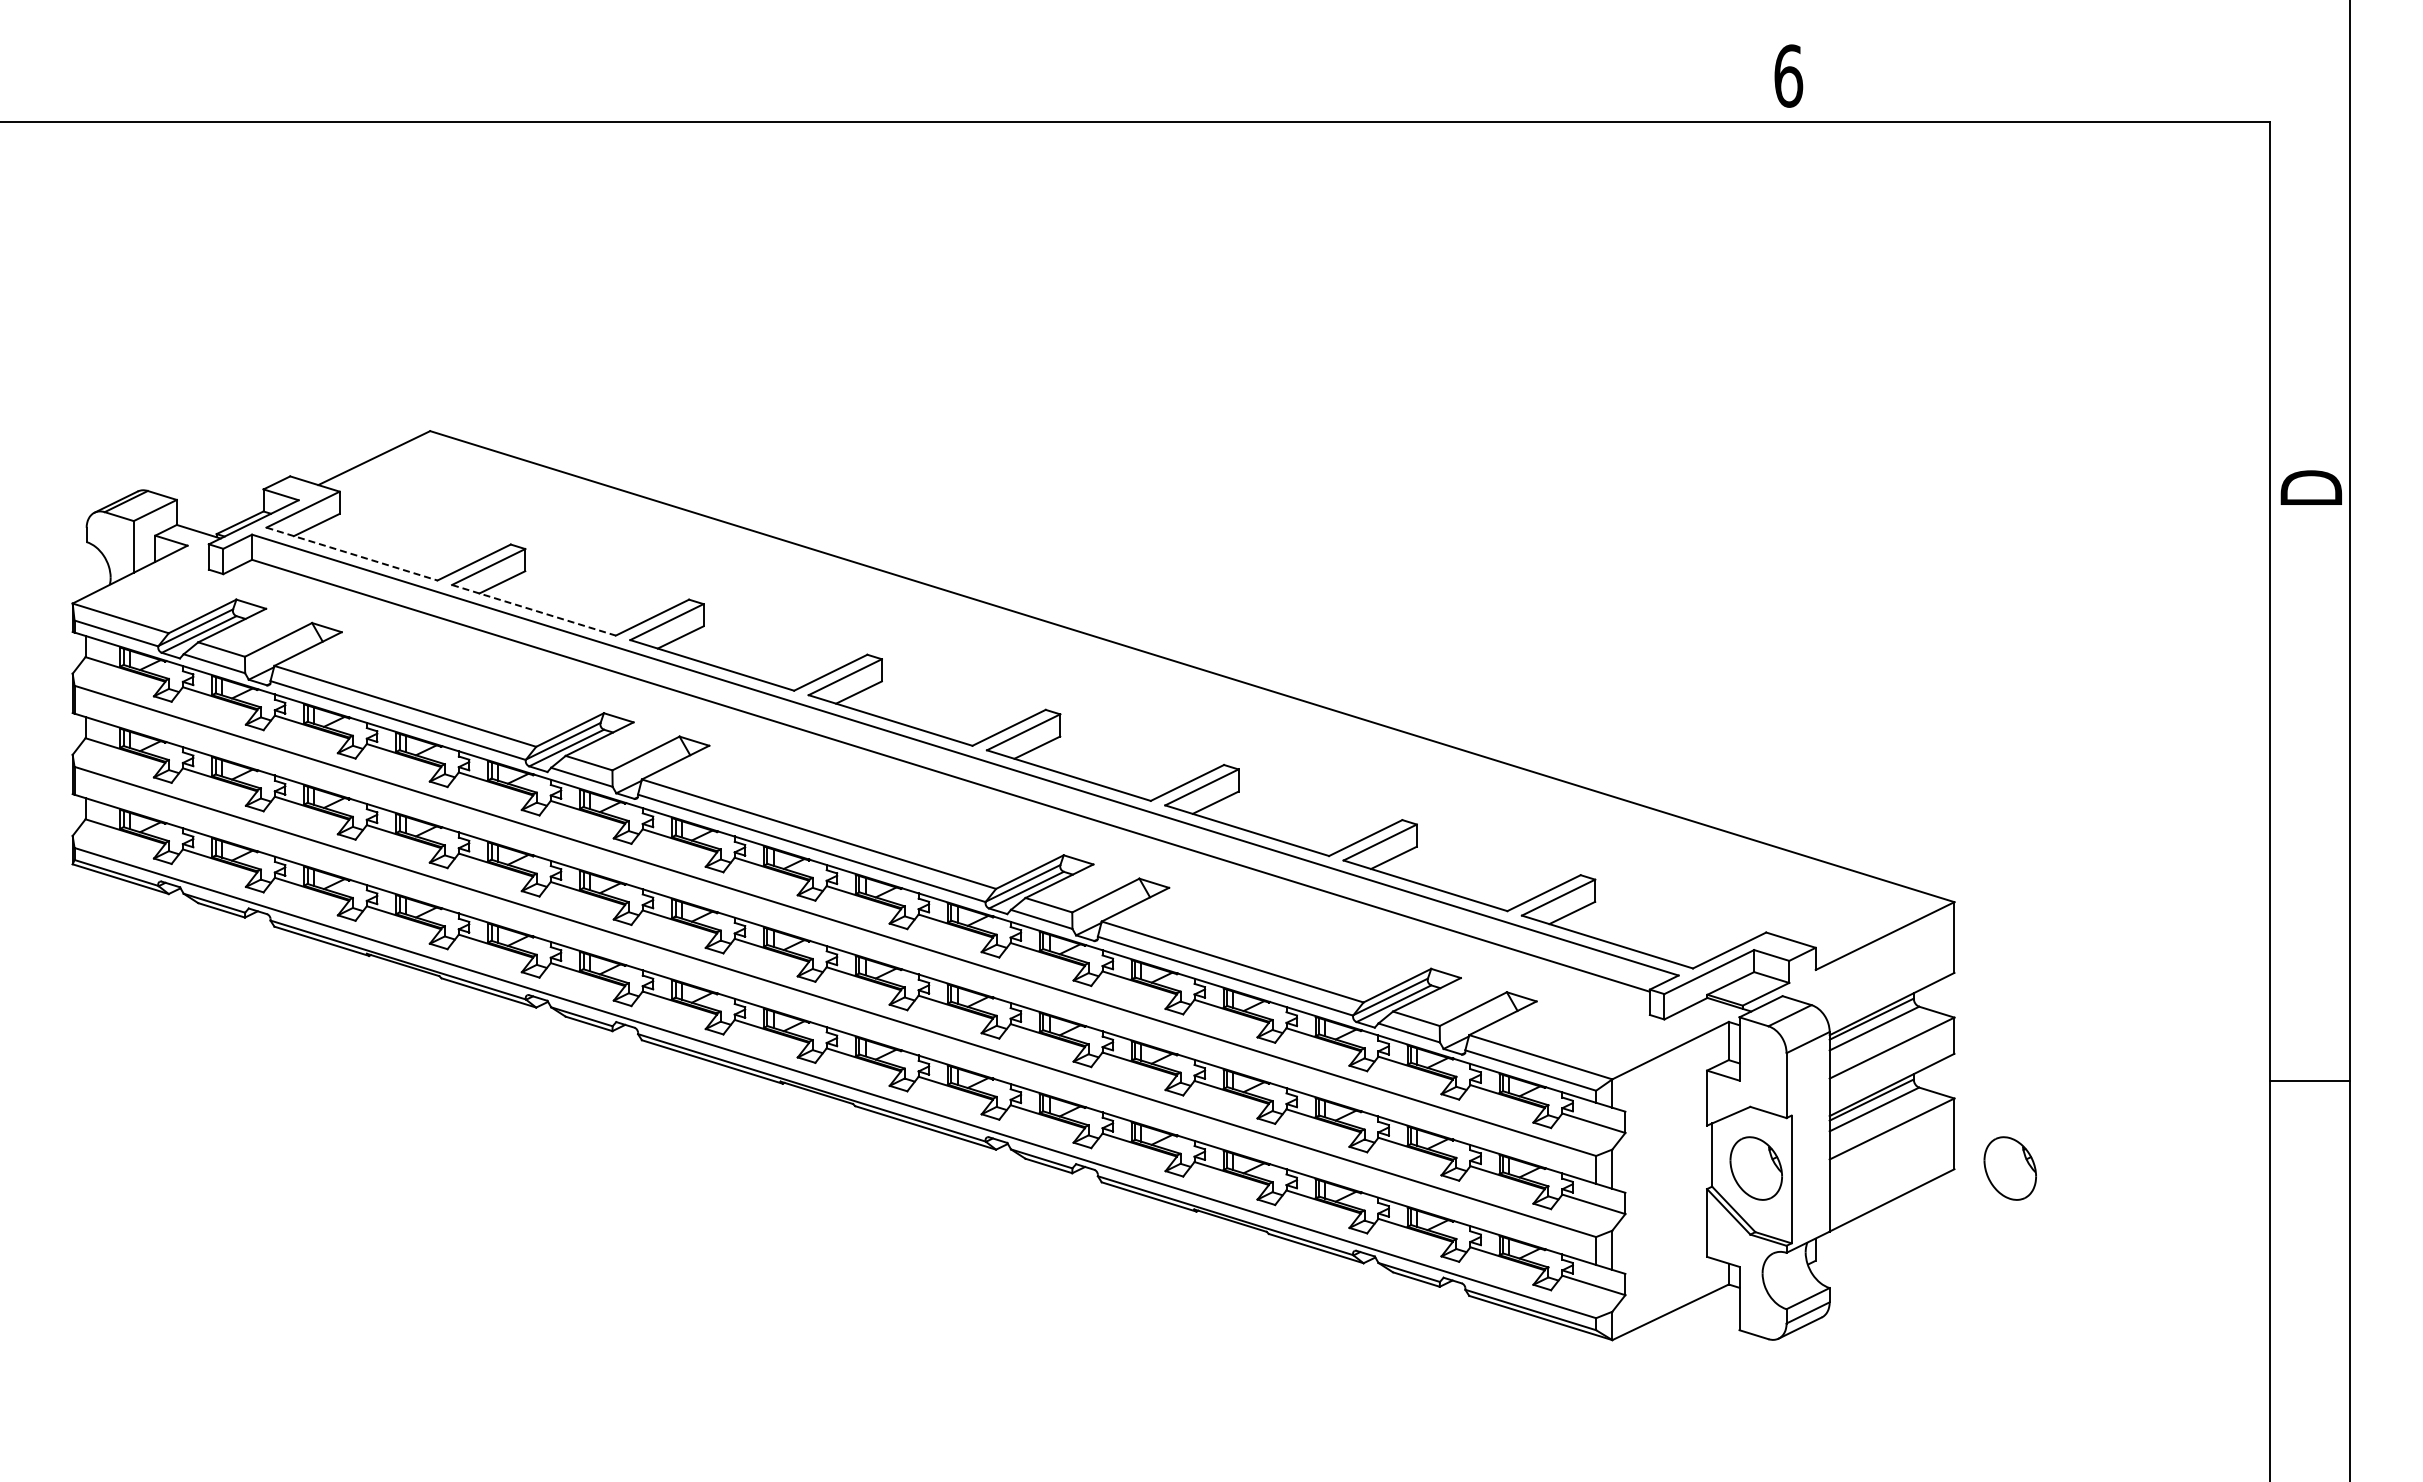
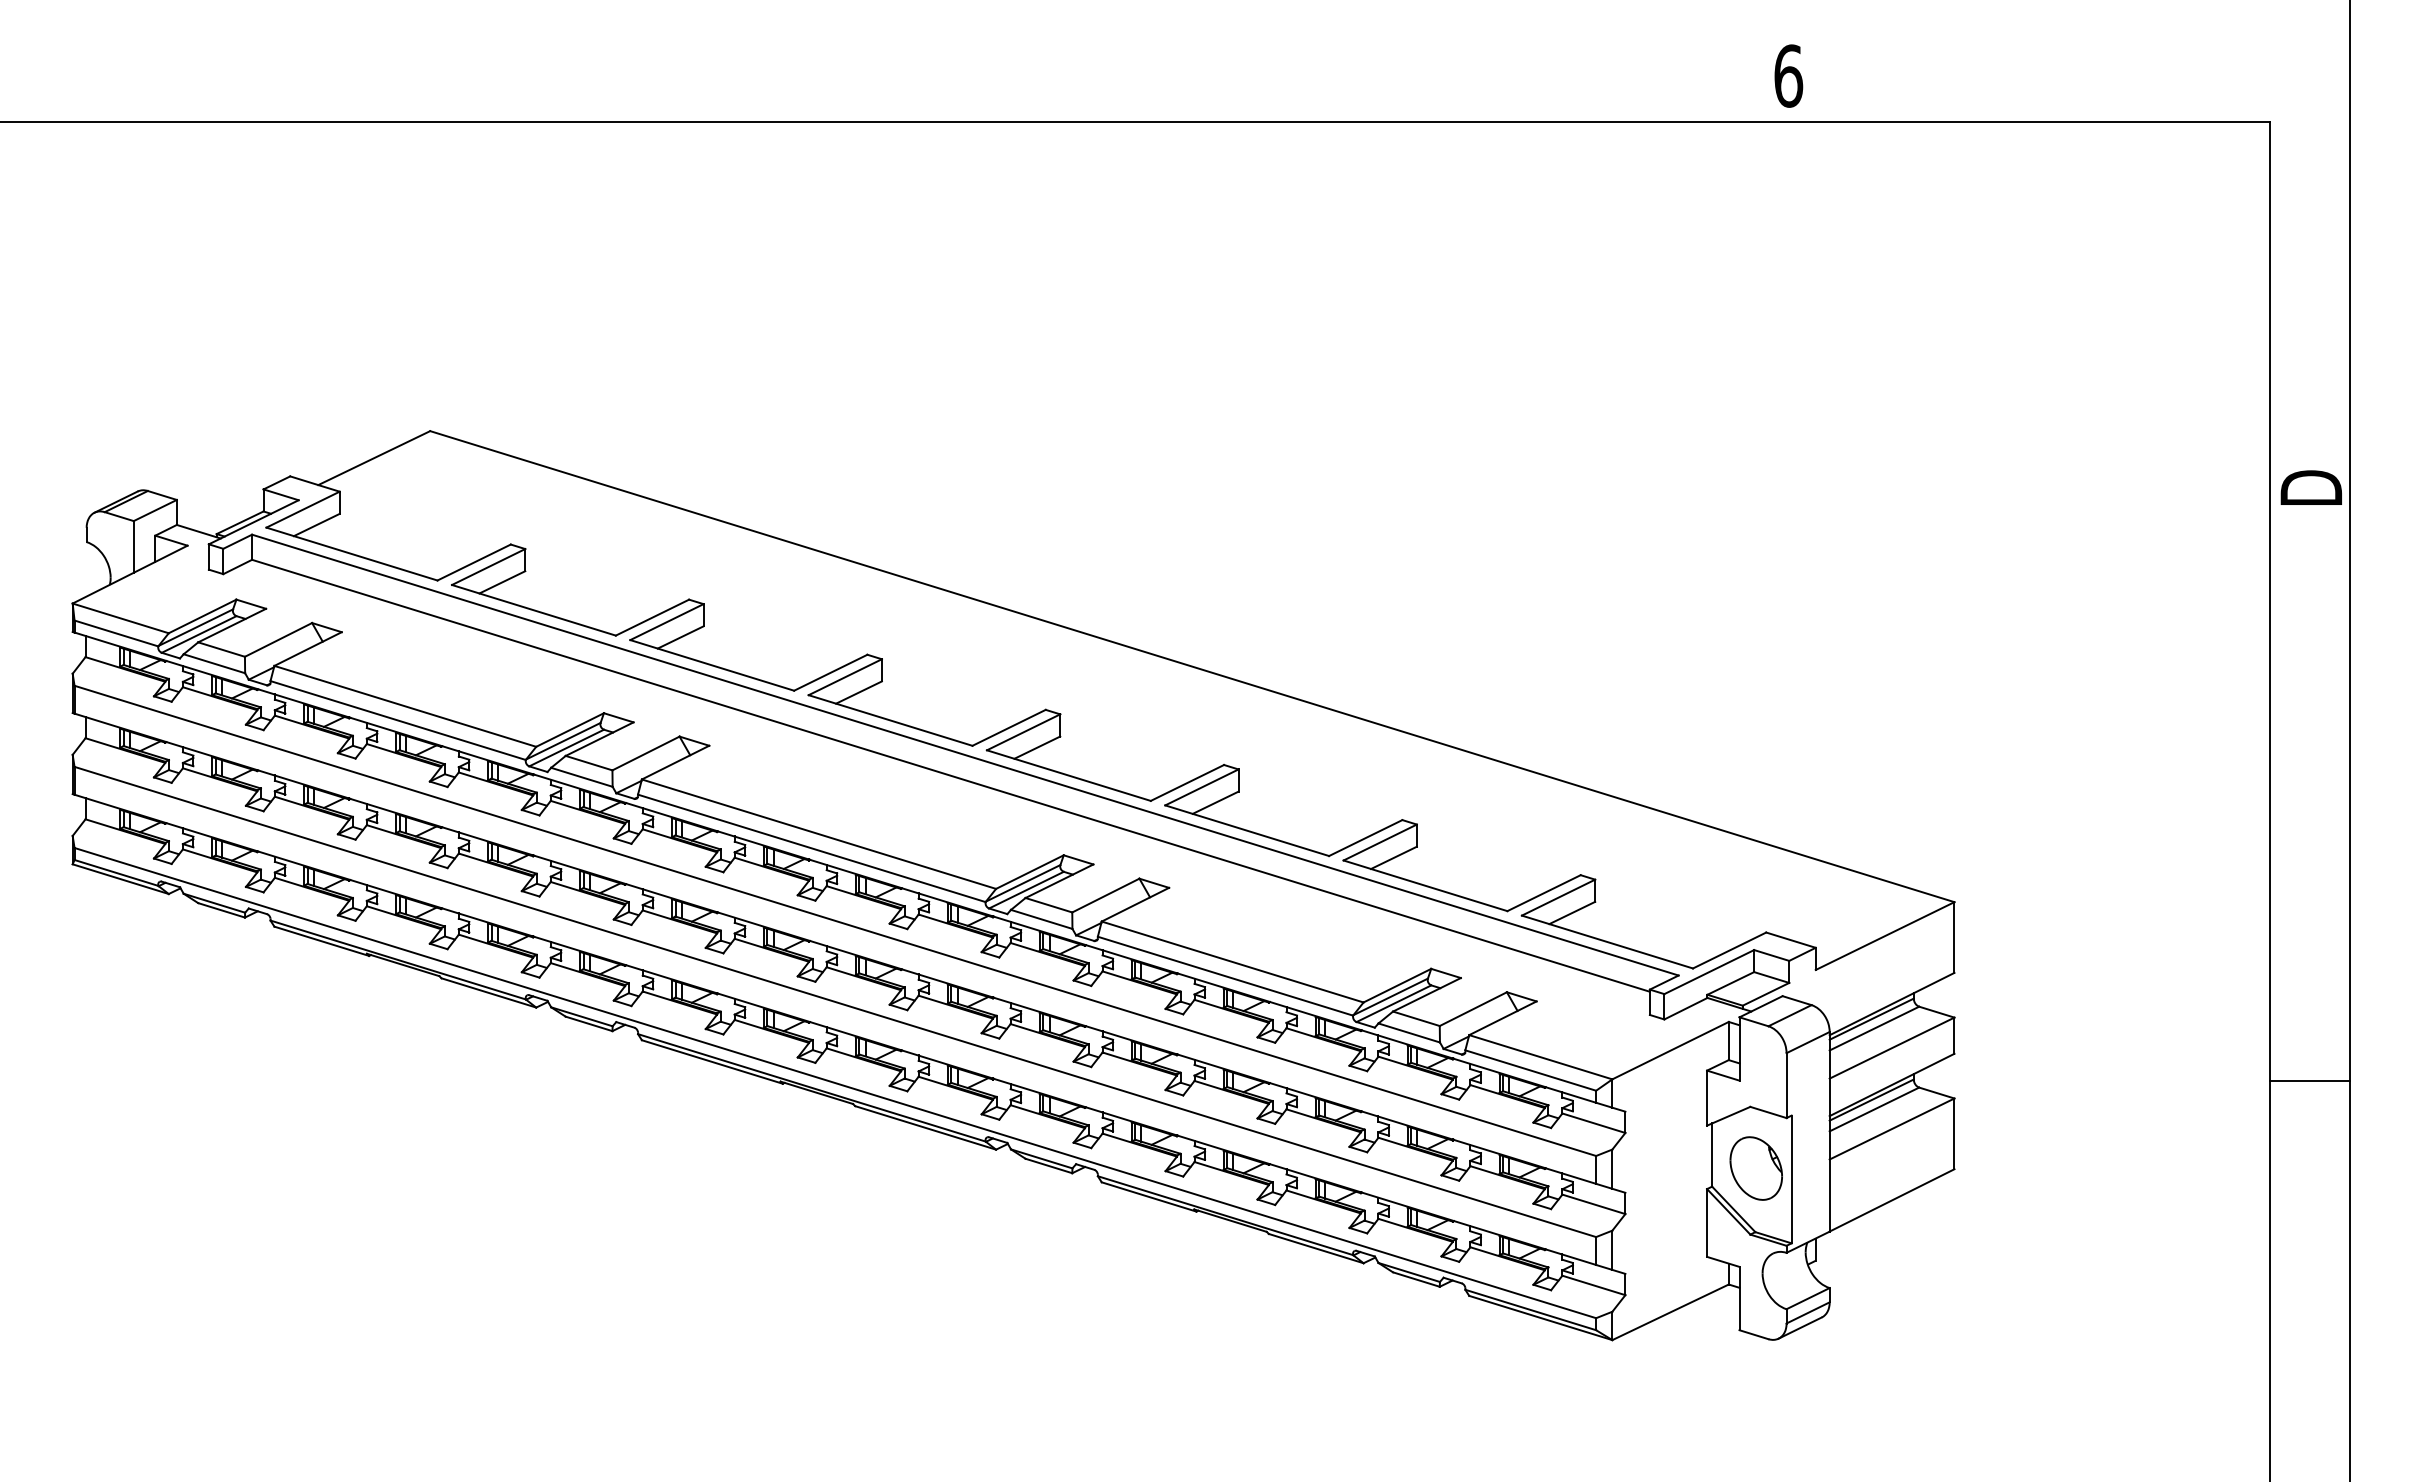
line: dashed -> solid (351, 554)
line: dashed -> solid (533, 610)
part: present -> none (2009, 1168)
